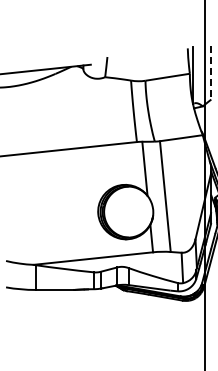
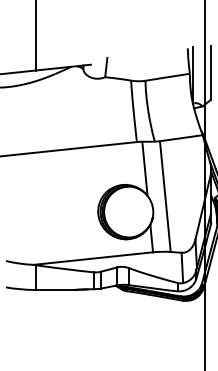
line: none -> present (35, 36)
line: dashed -> solid (211, 72)
